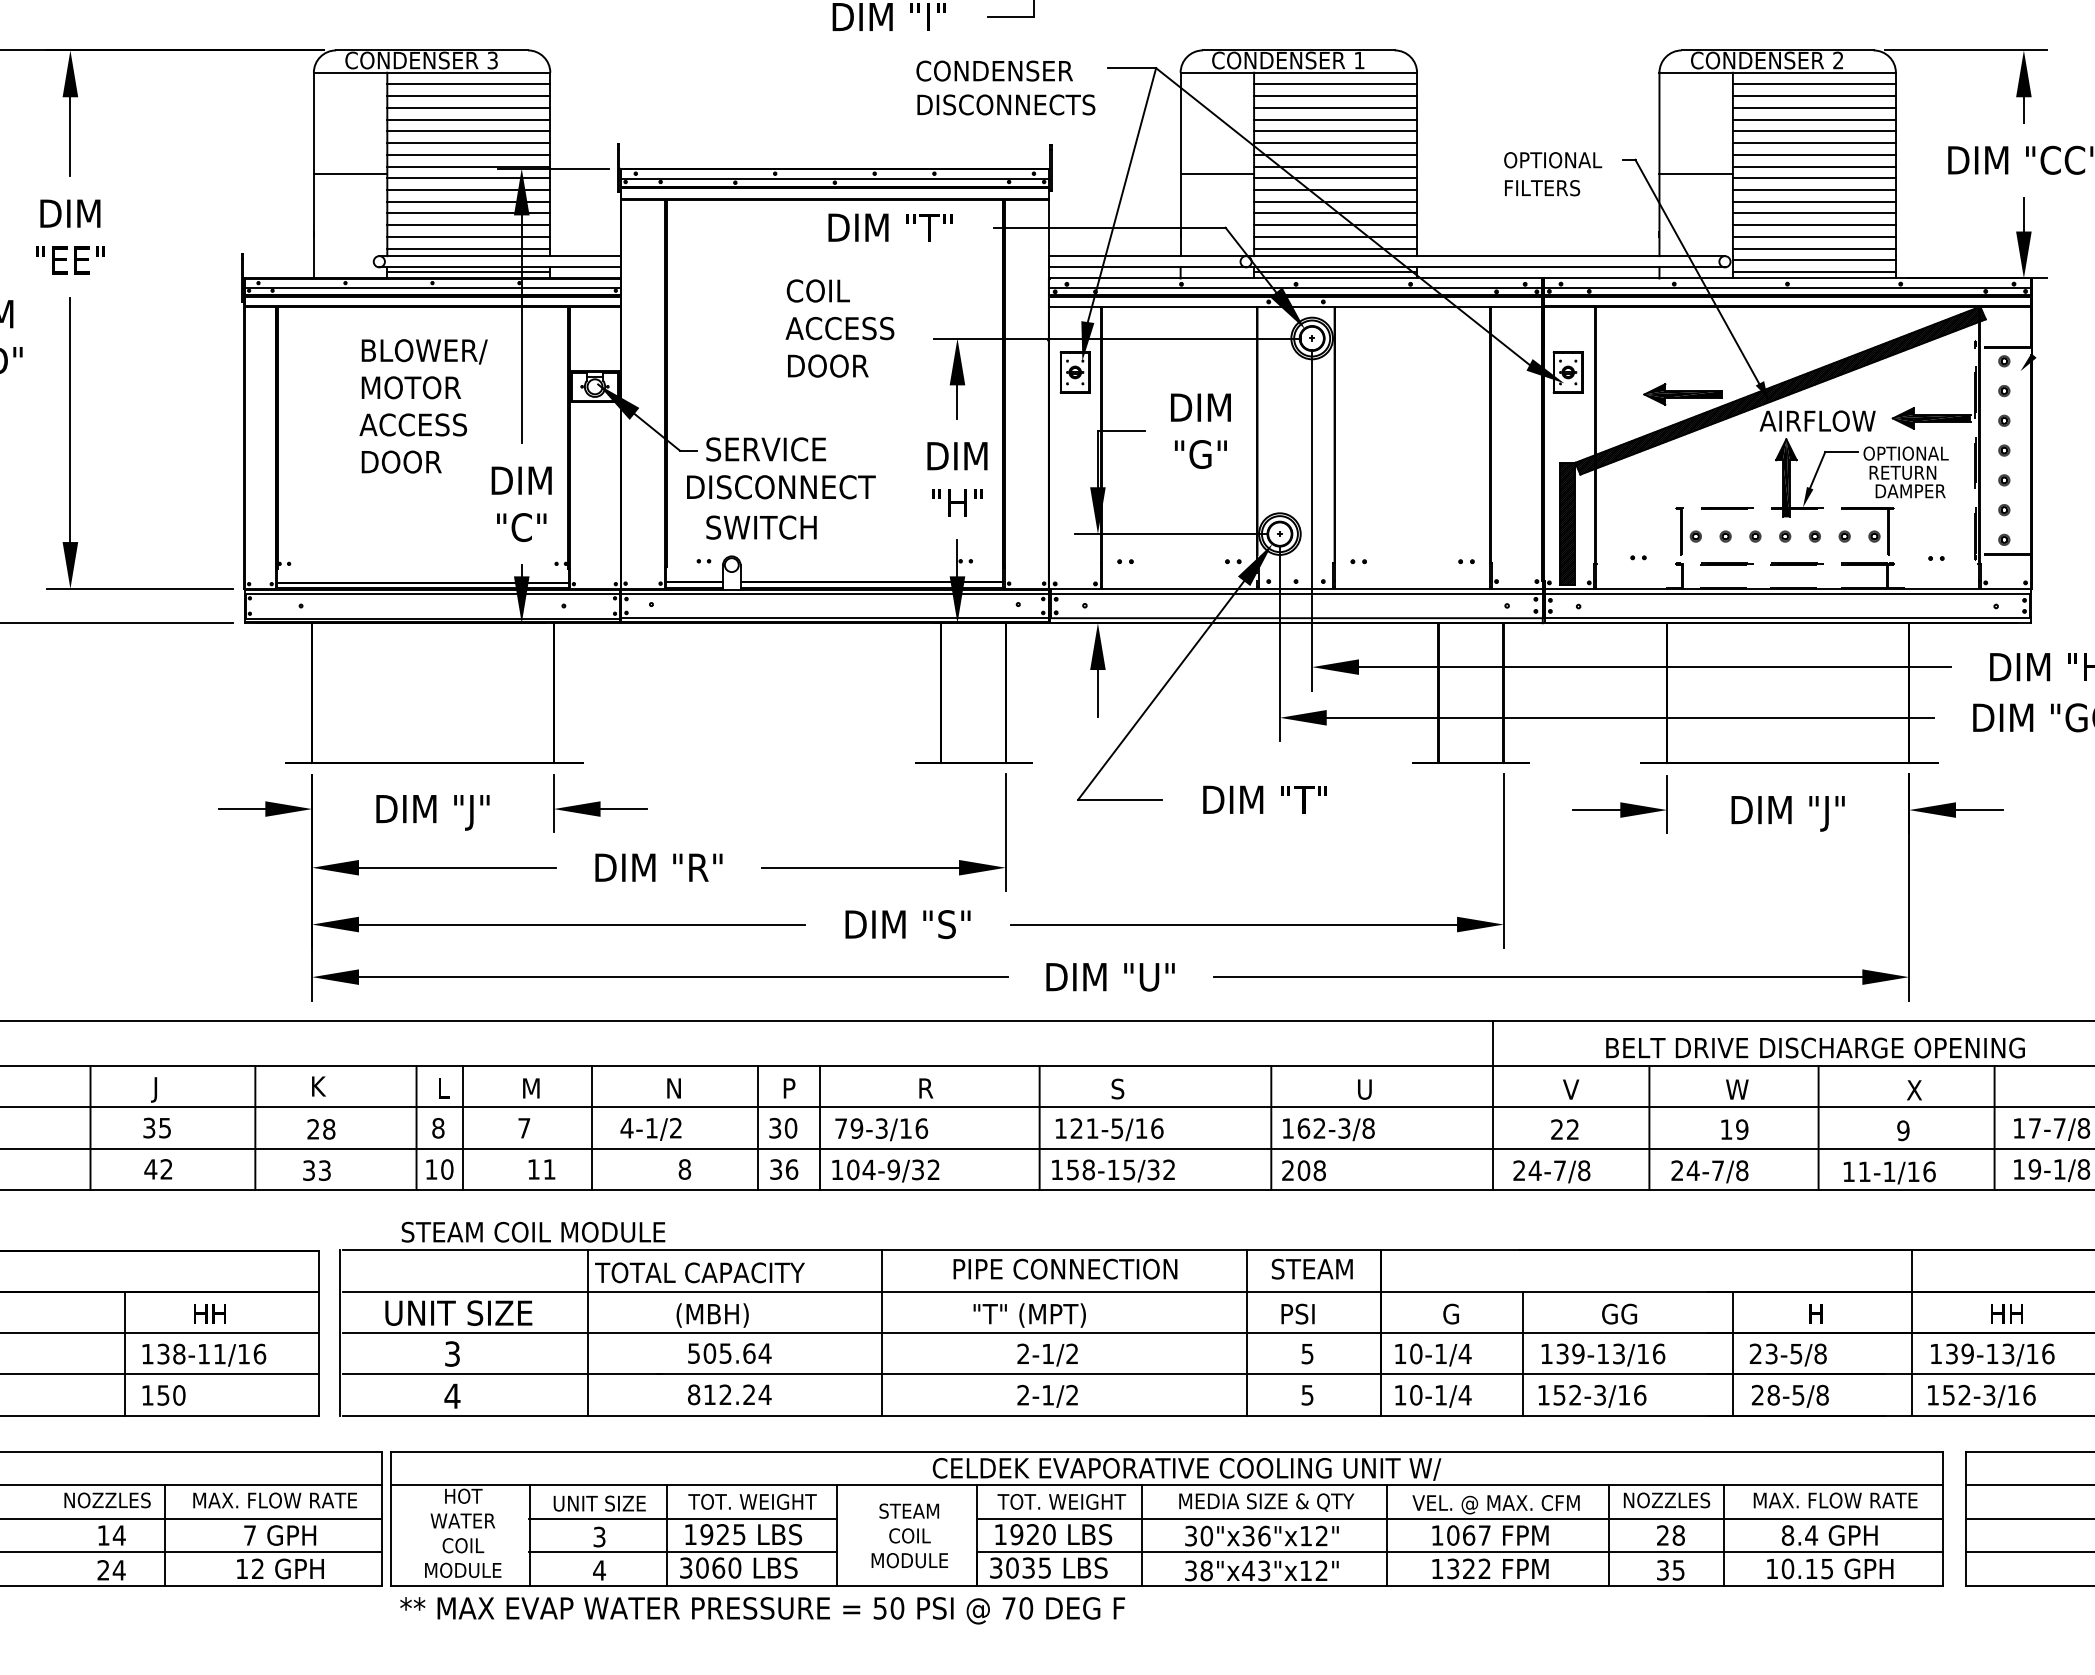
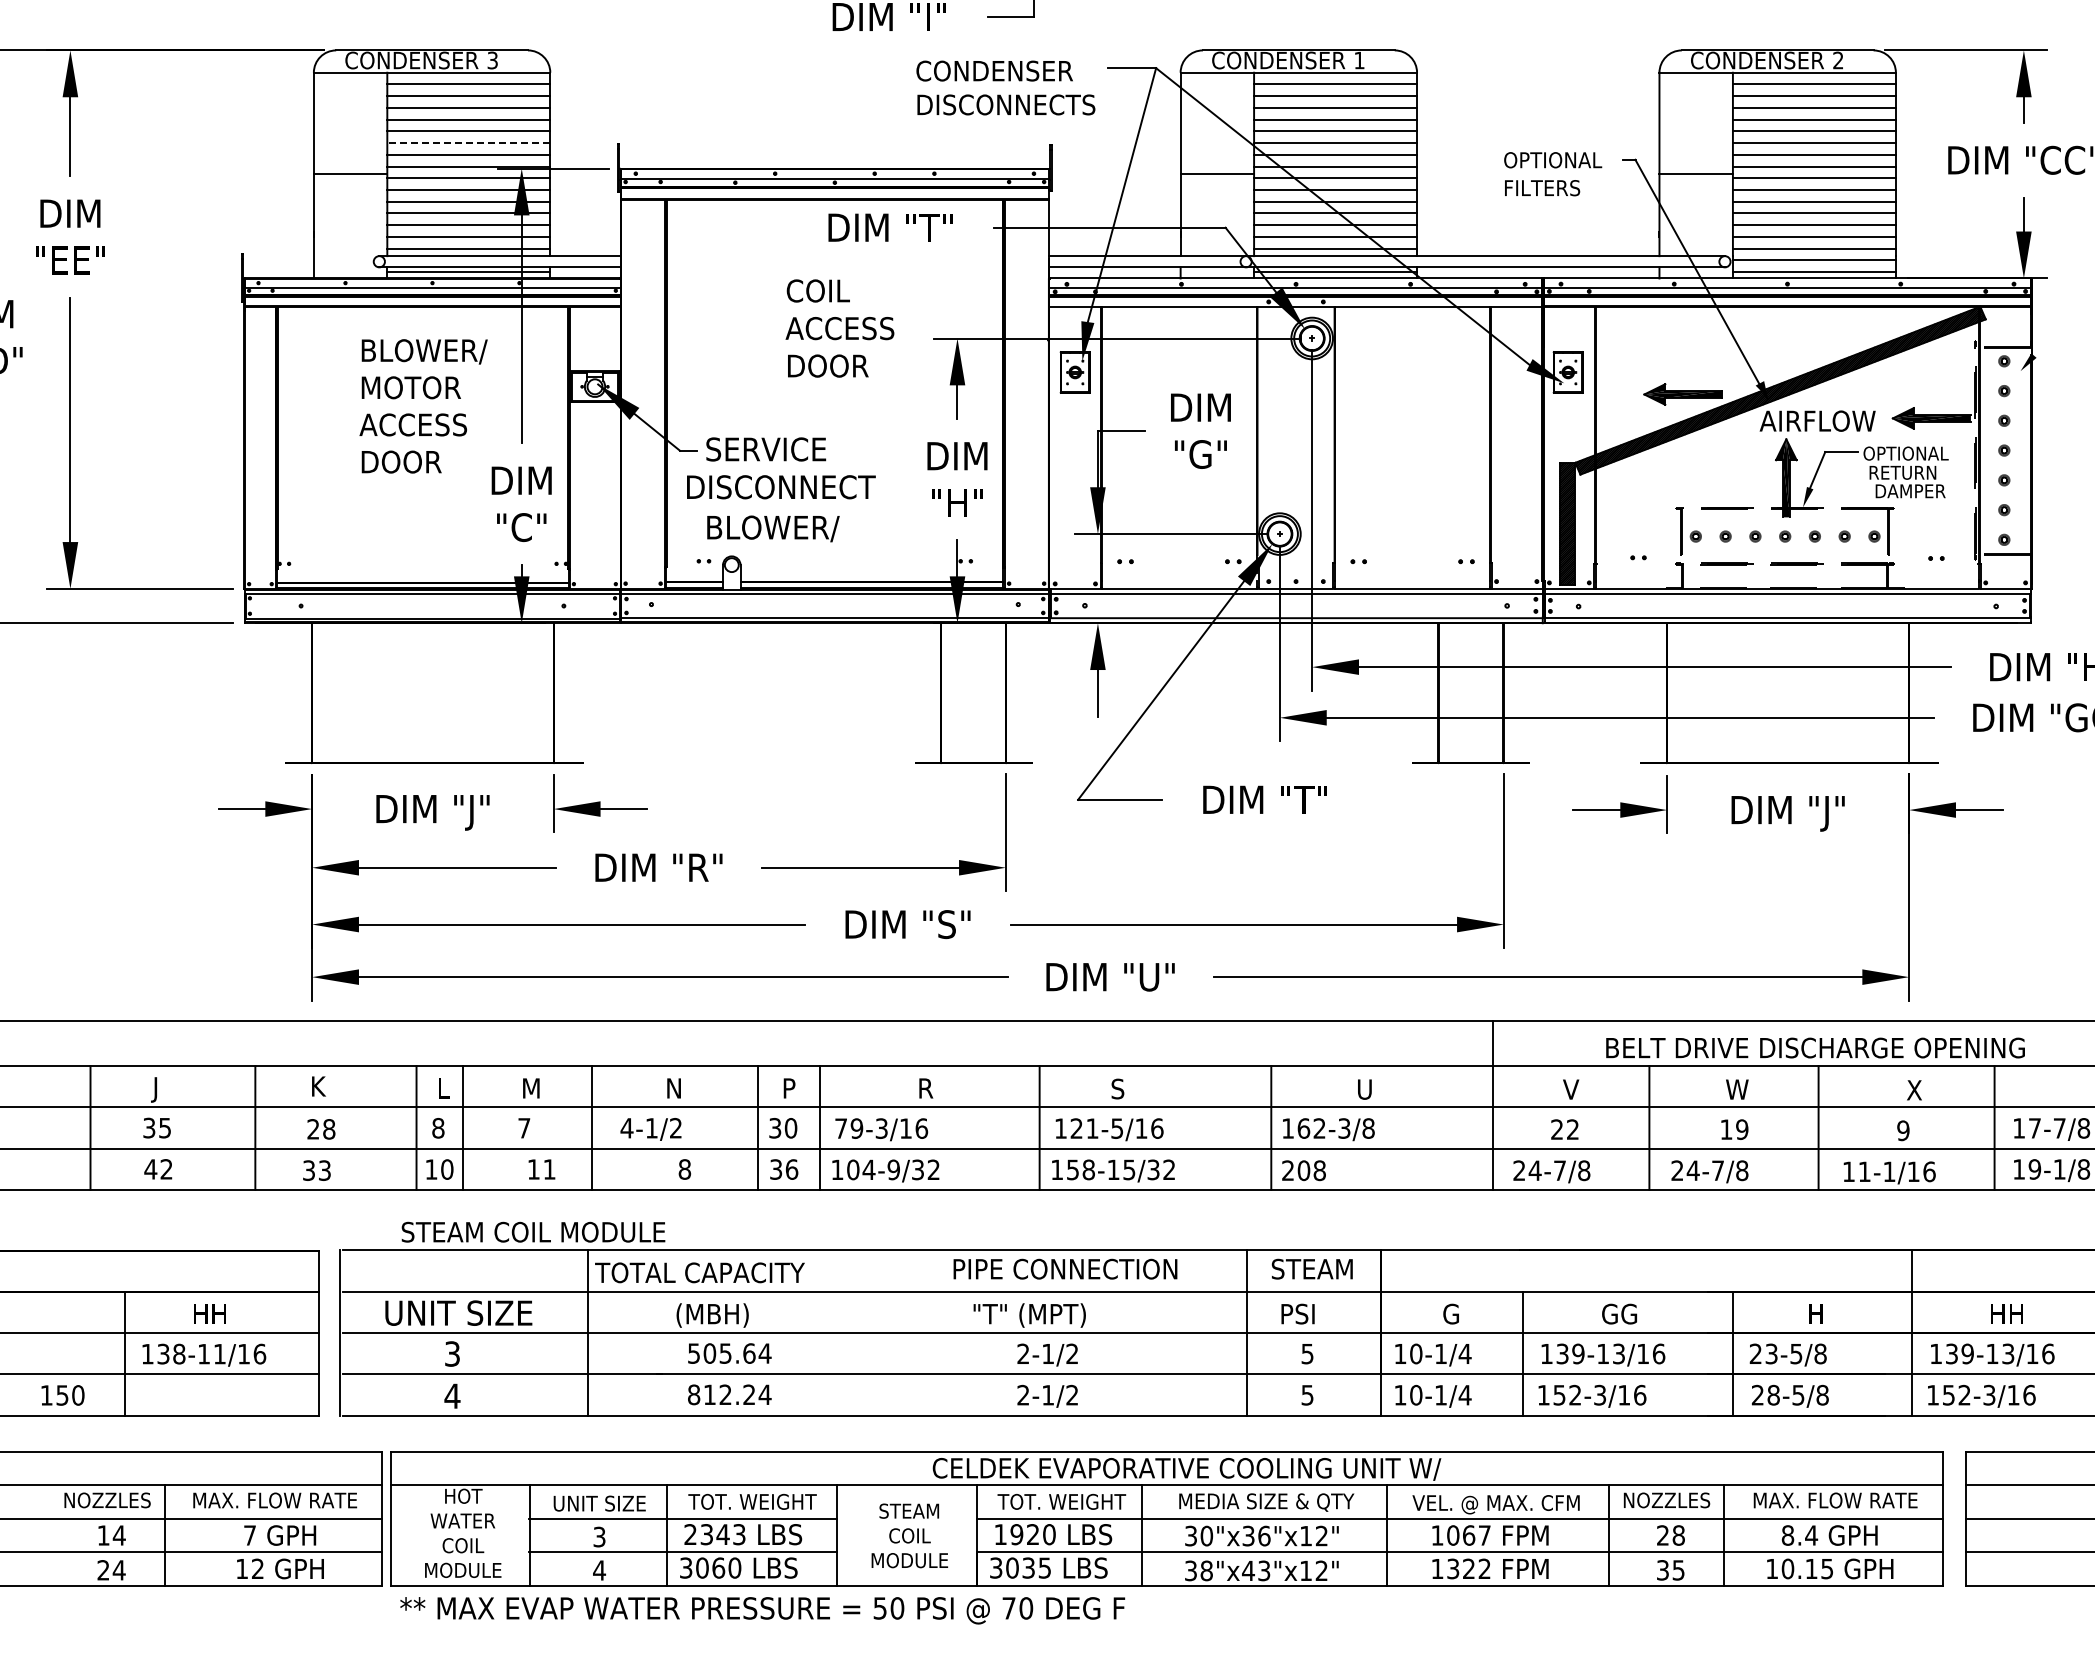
line: solid -> dashed (468, 143)
text: SWITCH -> BLOWER/ (772, 528)
line: present -> none (881, 1332)
text position: (163, 1395) -> (62, 1395) (62, 1395)
text: 1925 -> 2343 (714, 1534)
